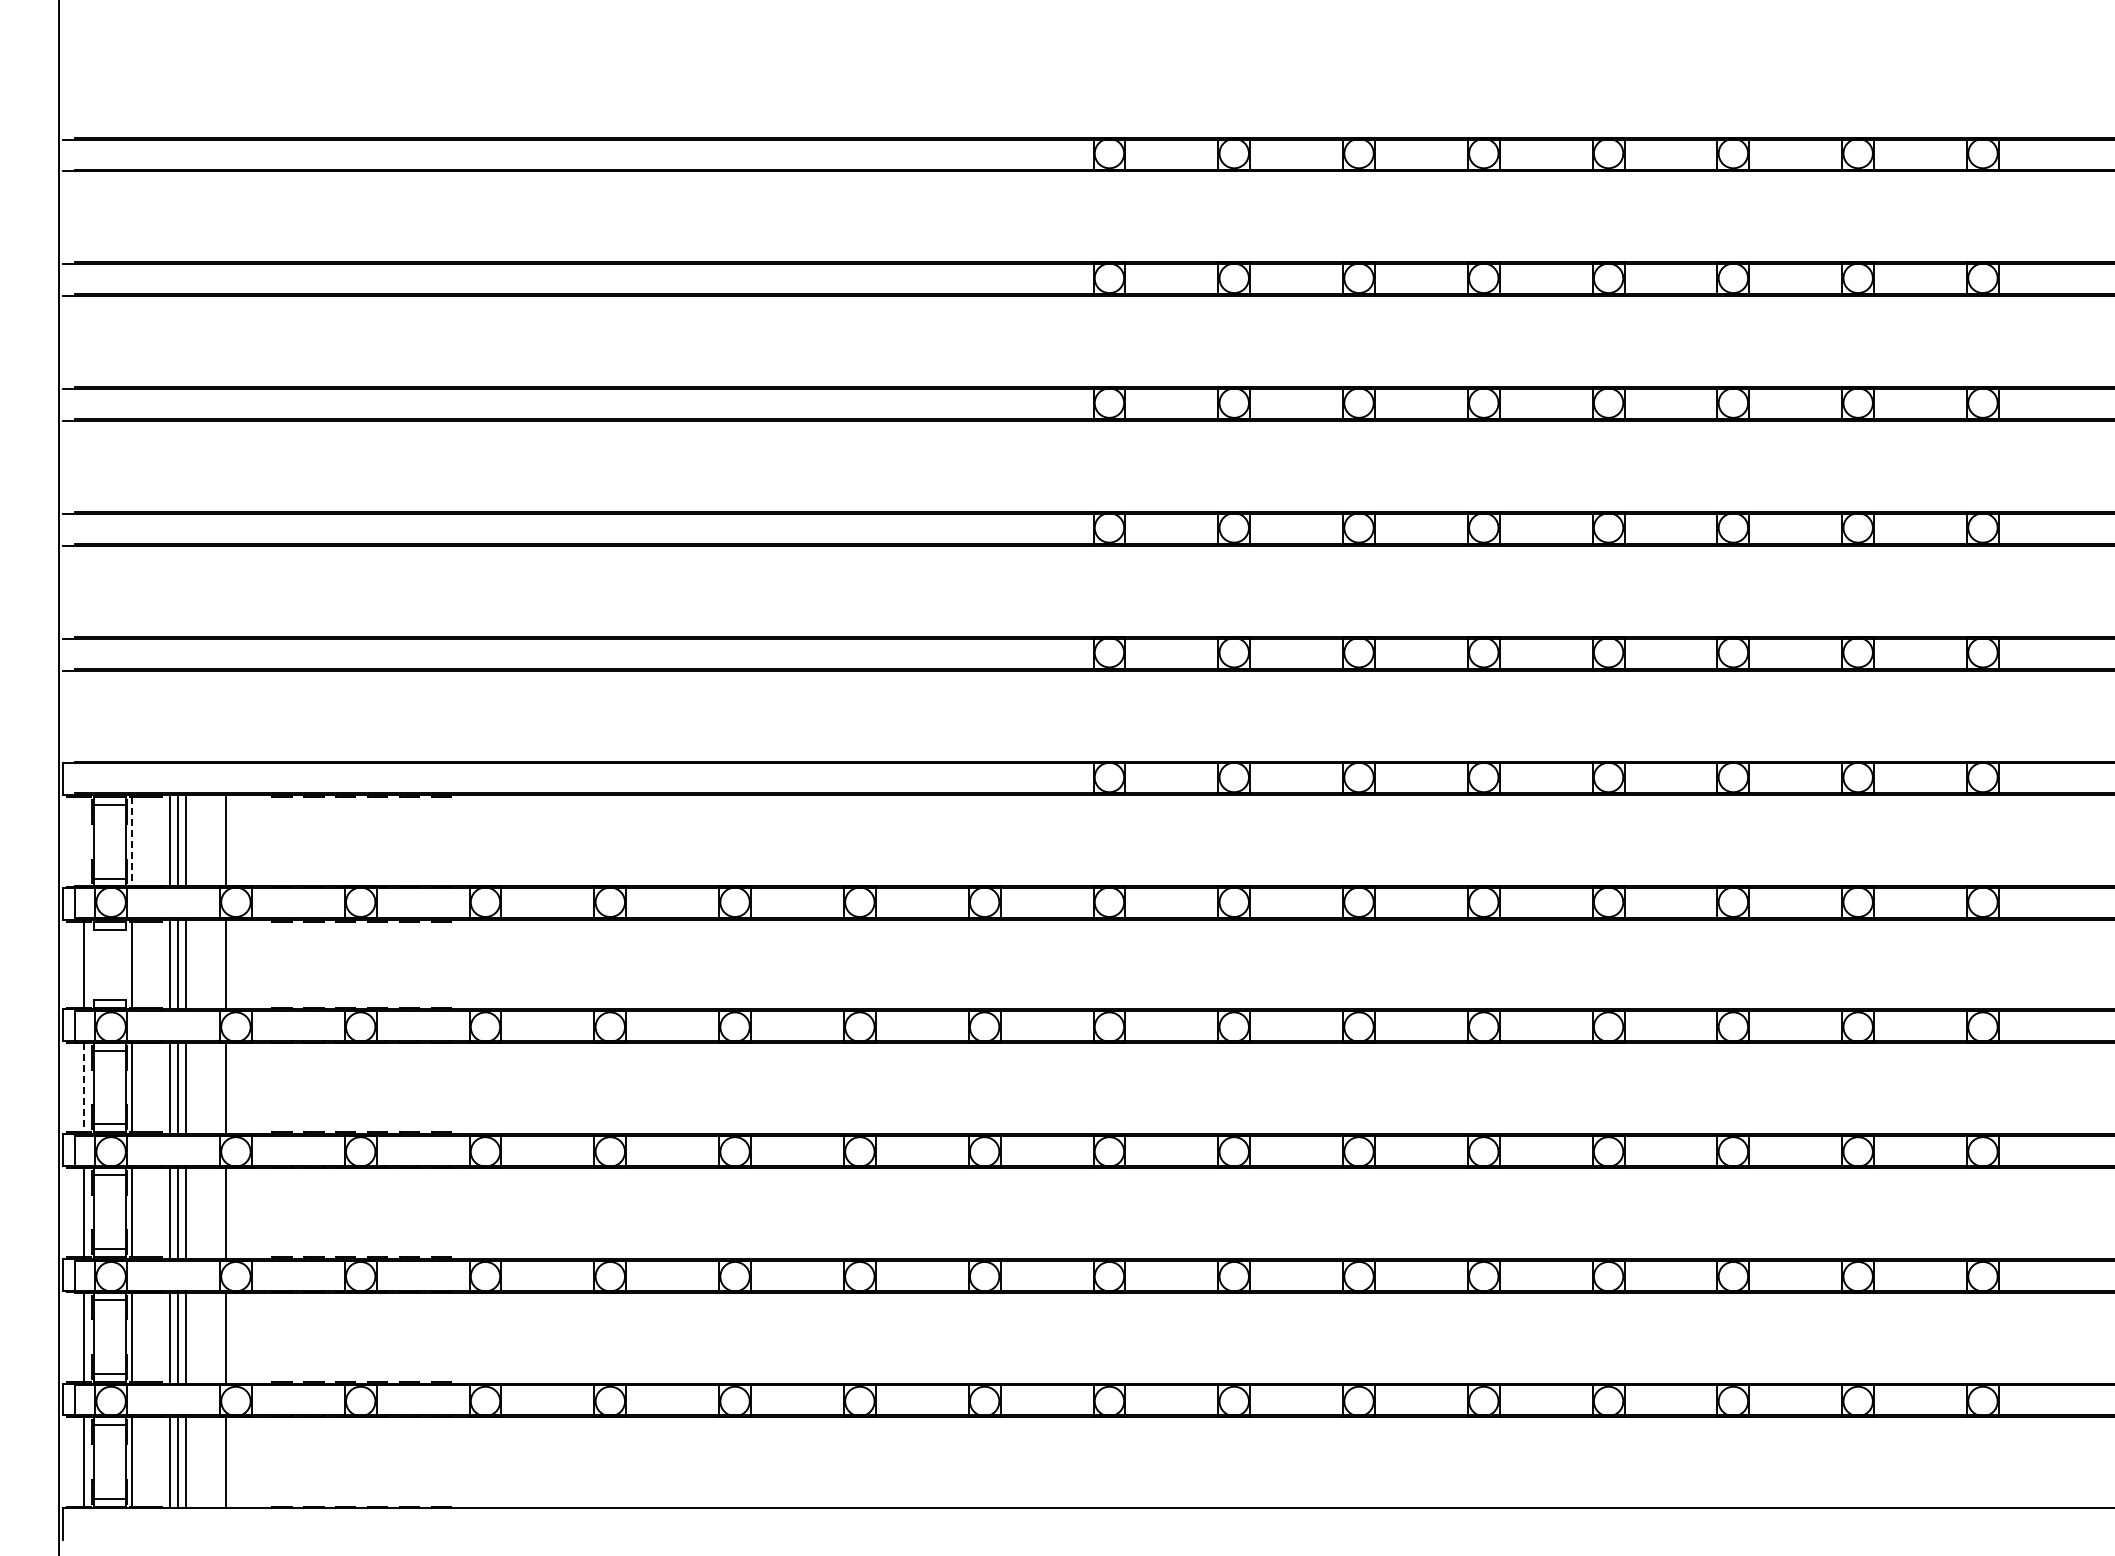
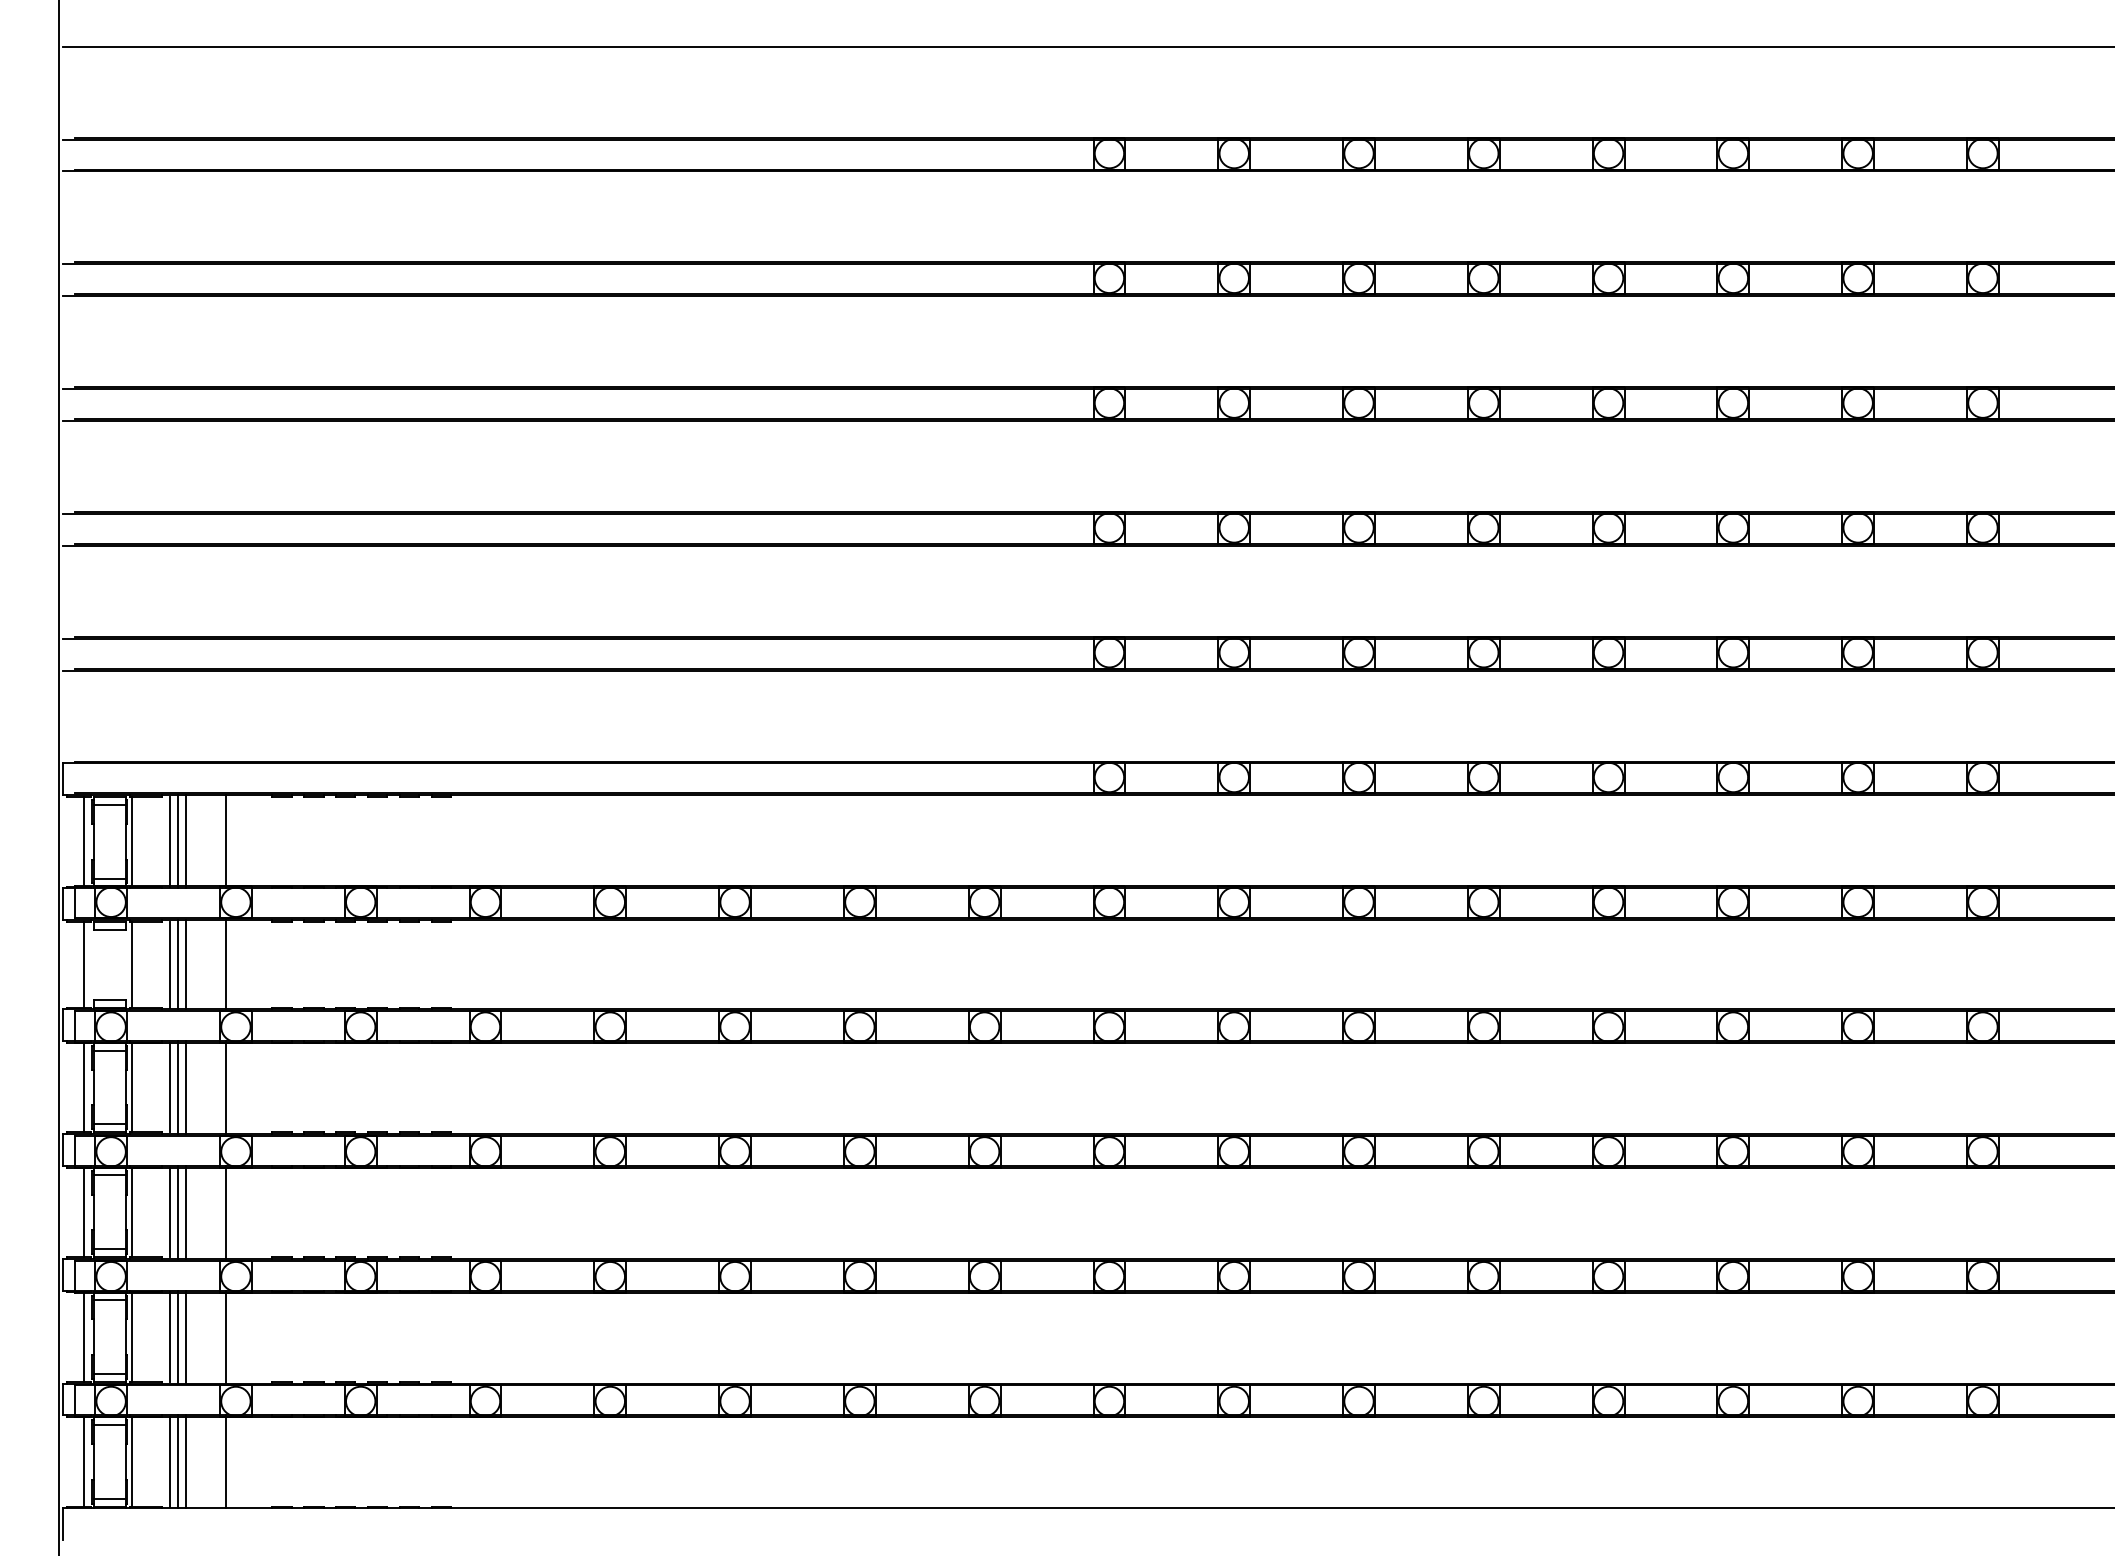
line: none -> present (1087, 46)
line: none -> present (84, 841)
line: dashed -> solid (131, 841)
line: dashed -> solid (84, 1087)
